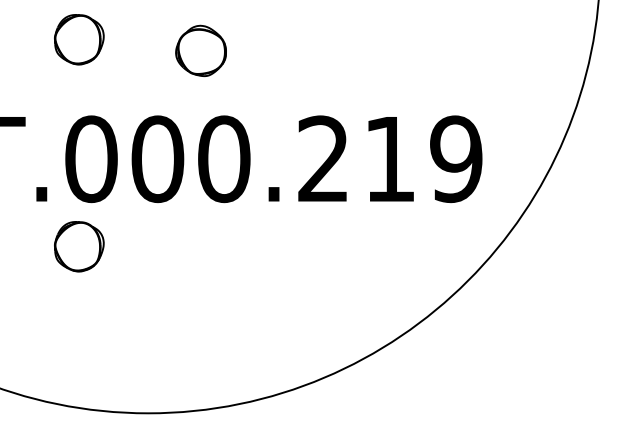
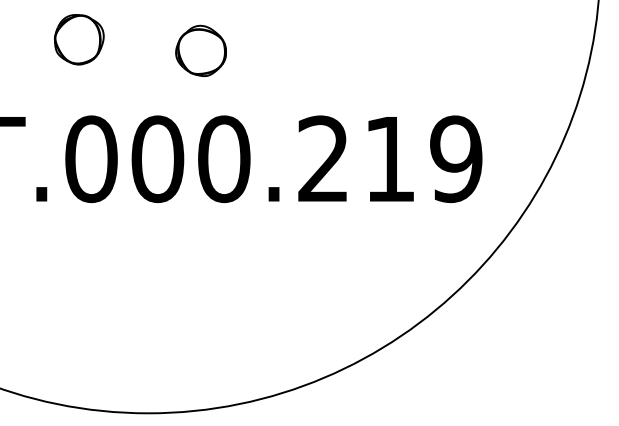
part: present -> none (79, 246)
